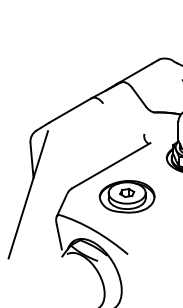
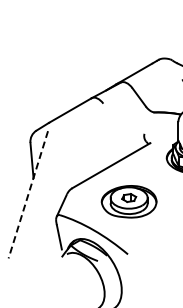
line: solid -> dashed (28, 194)
part position: (126, 196) -> (128, 201) (128, 201)
